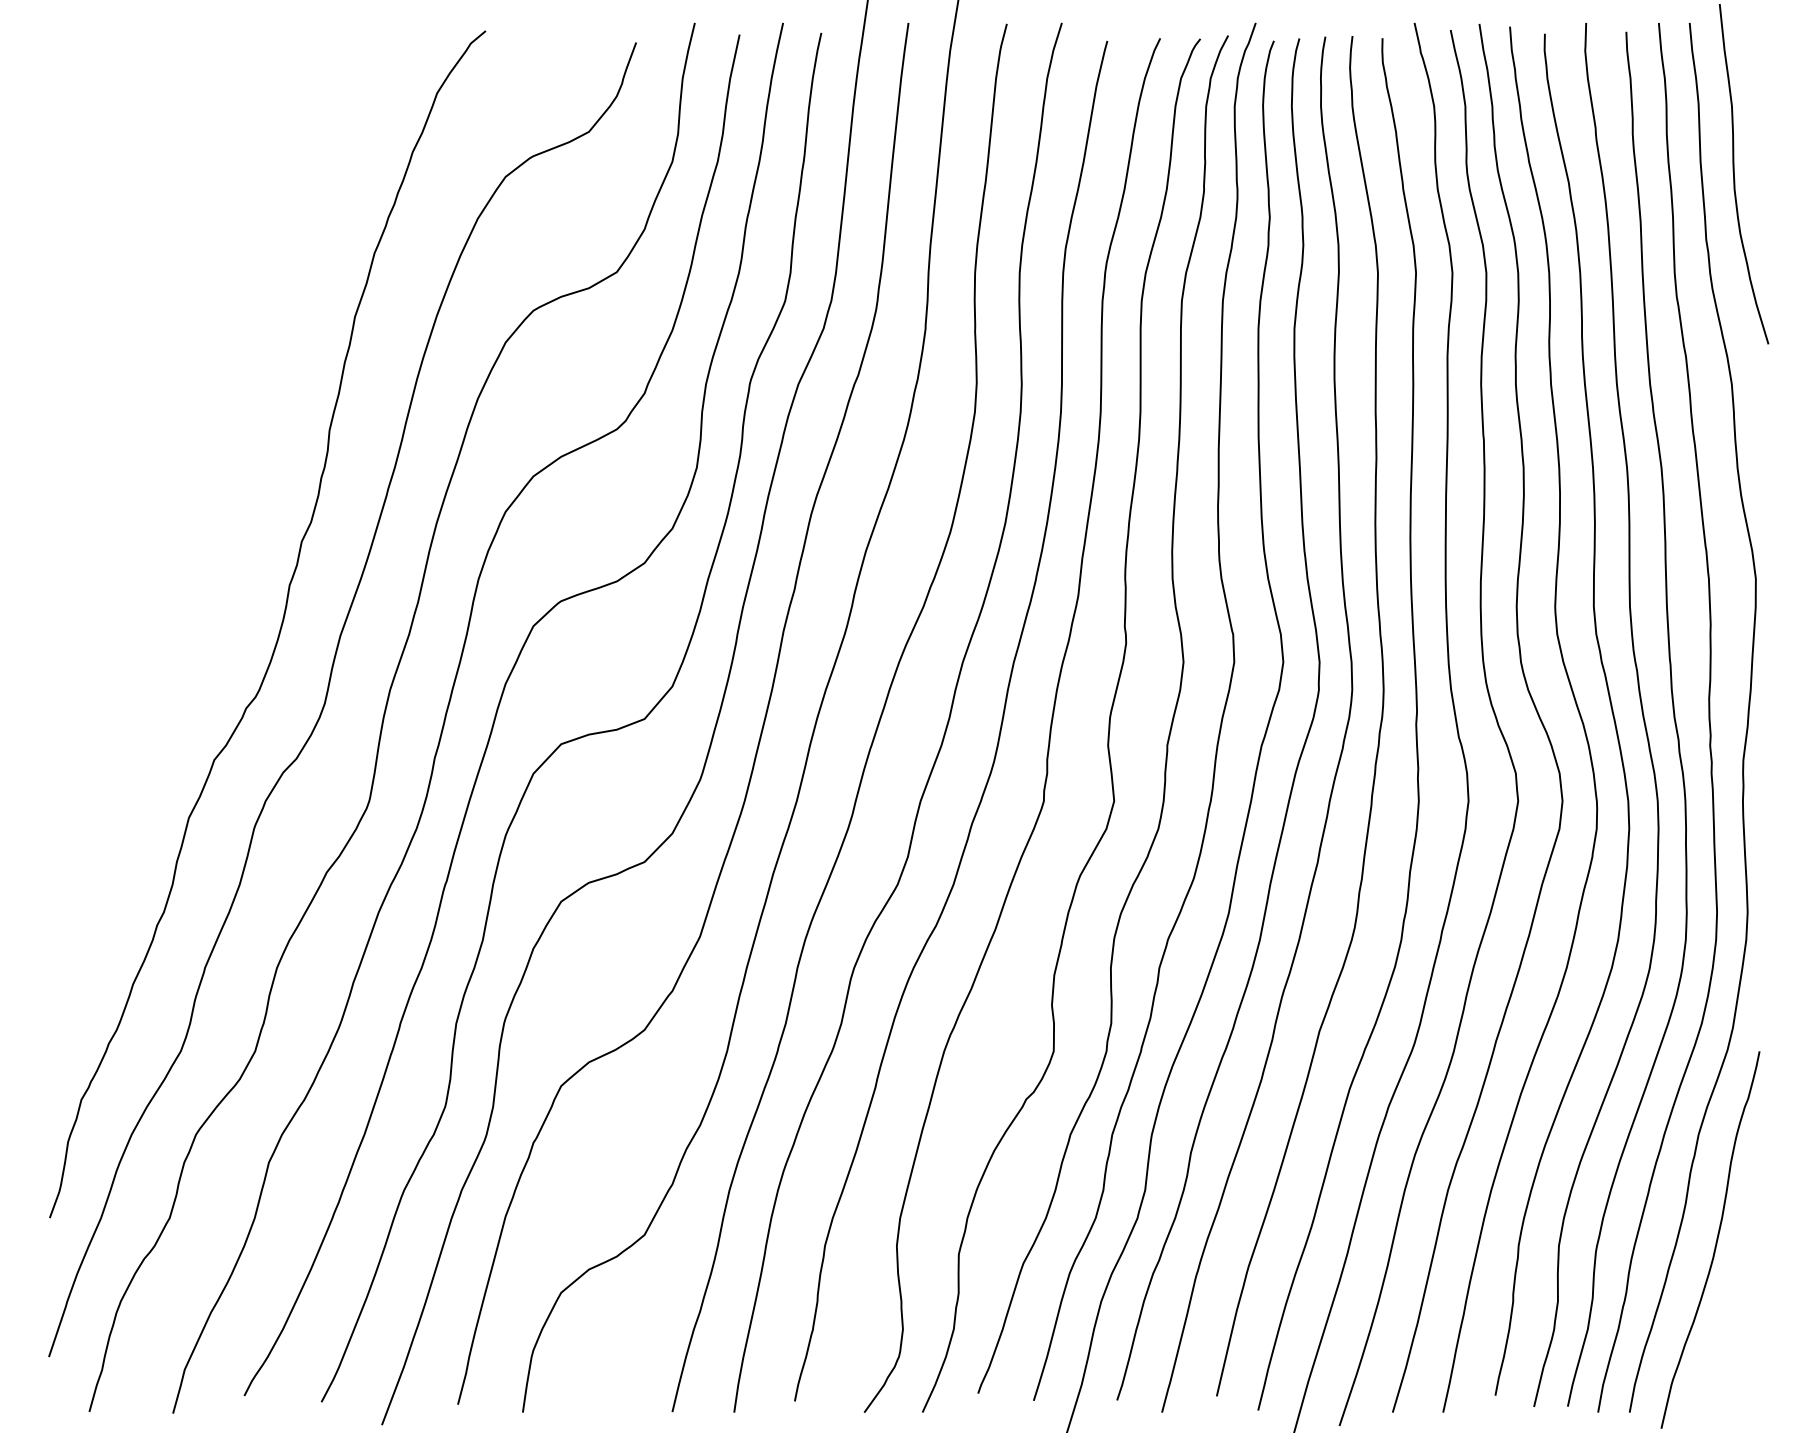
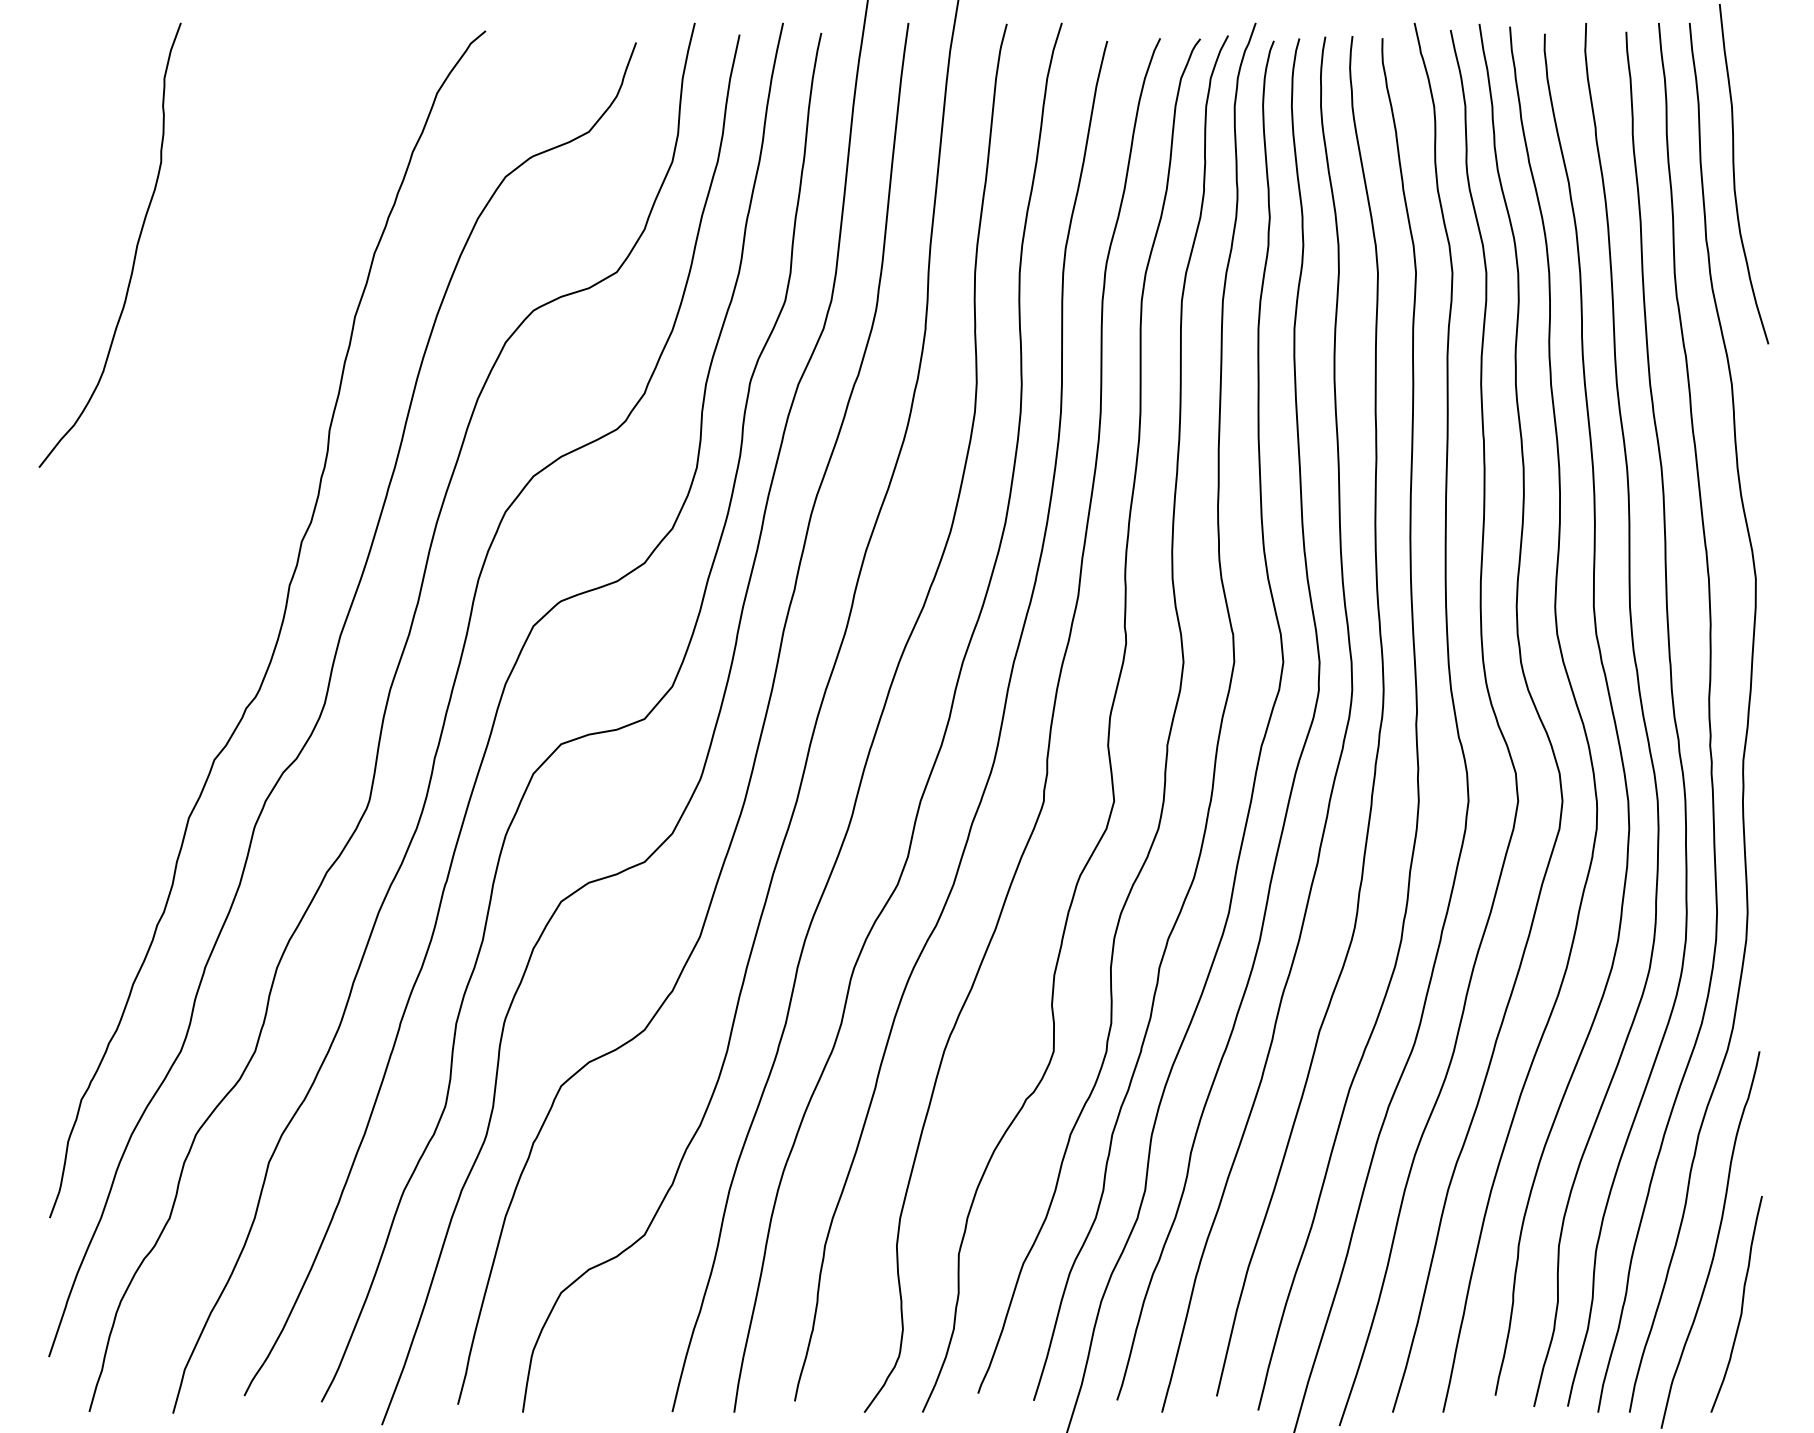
curve: none -> present (135, 248)
curve: none -> present (1741, 1304)
